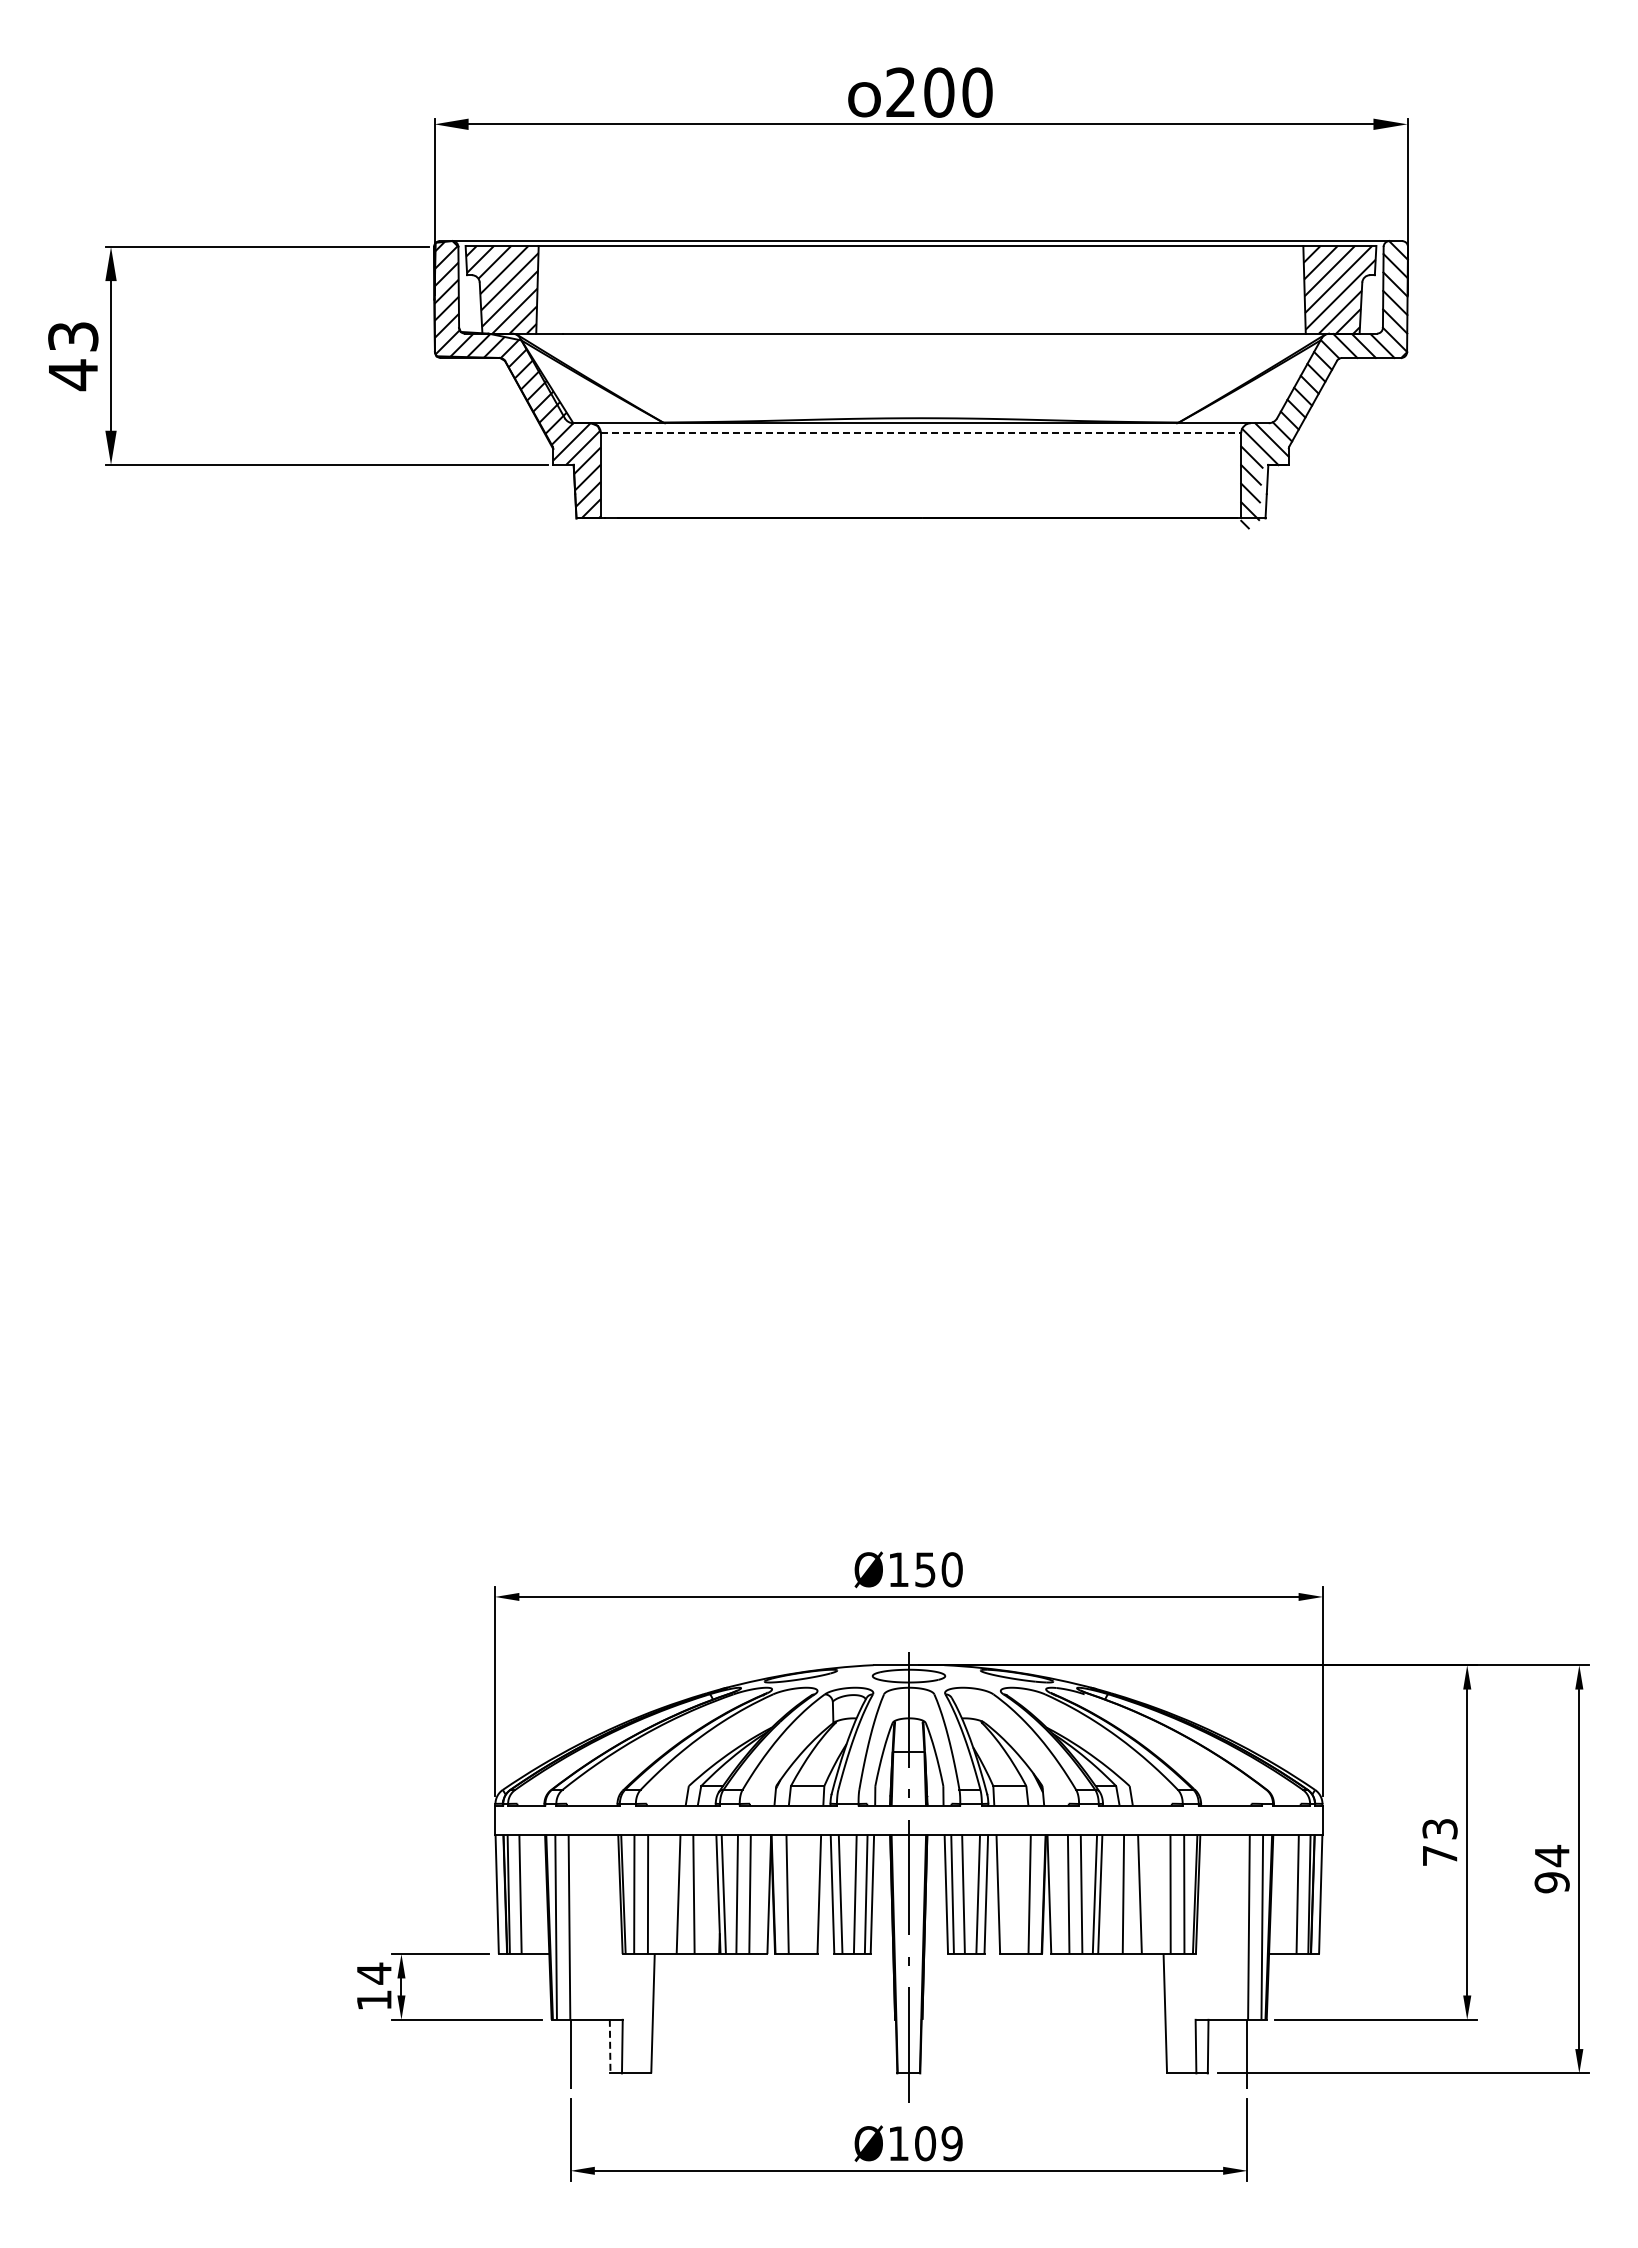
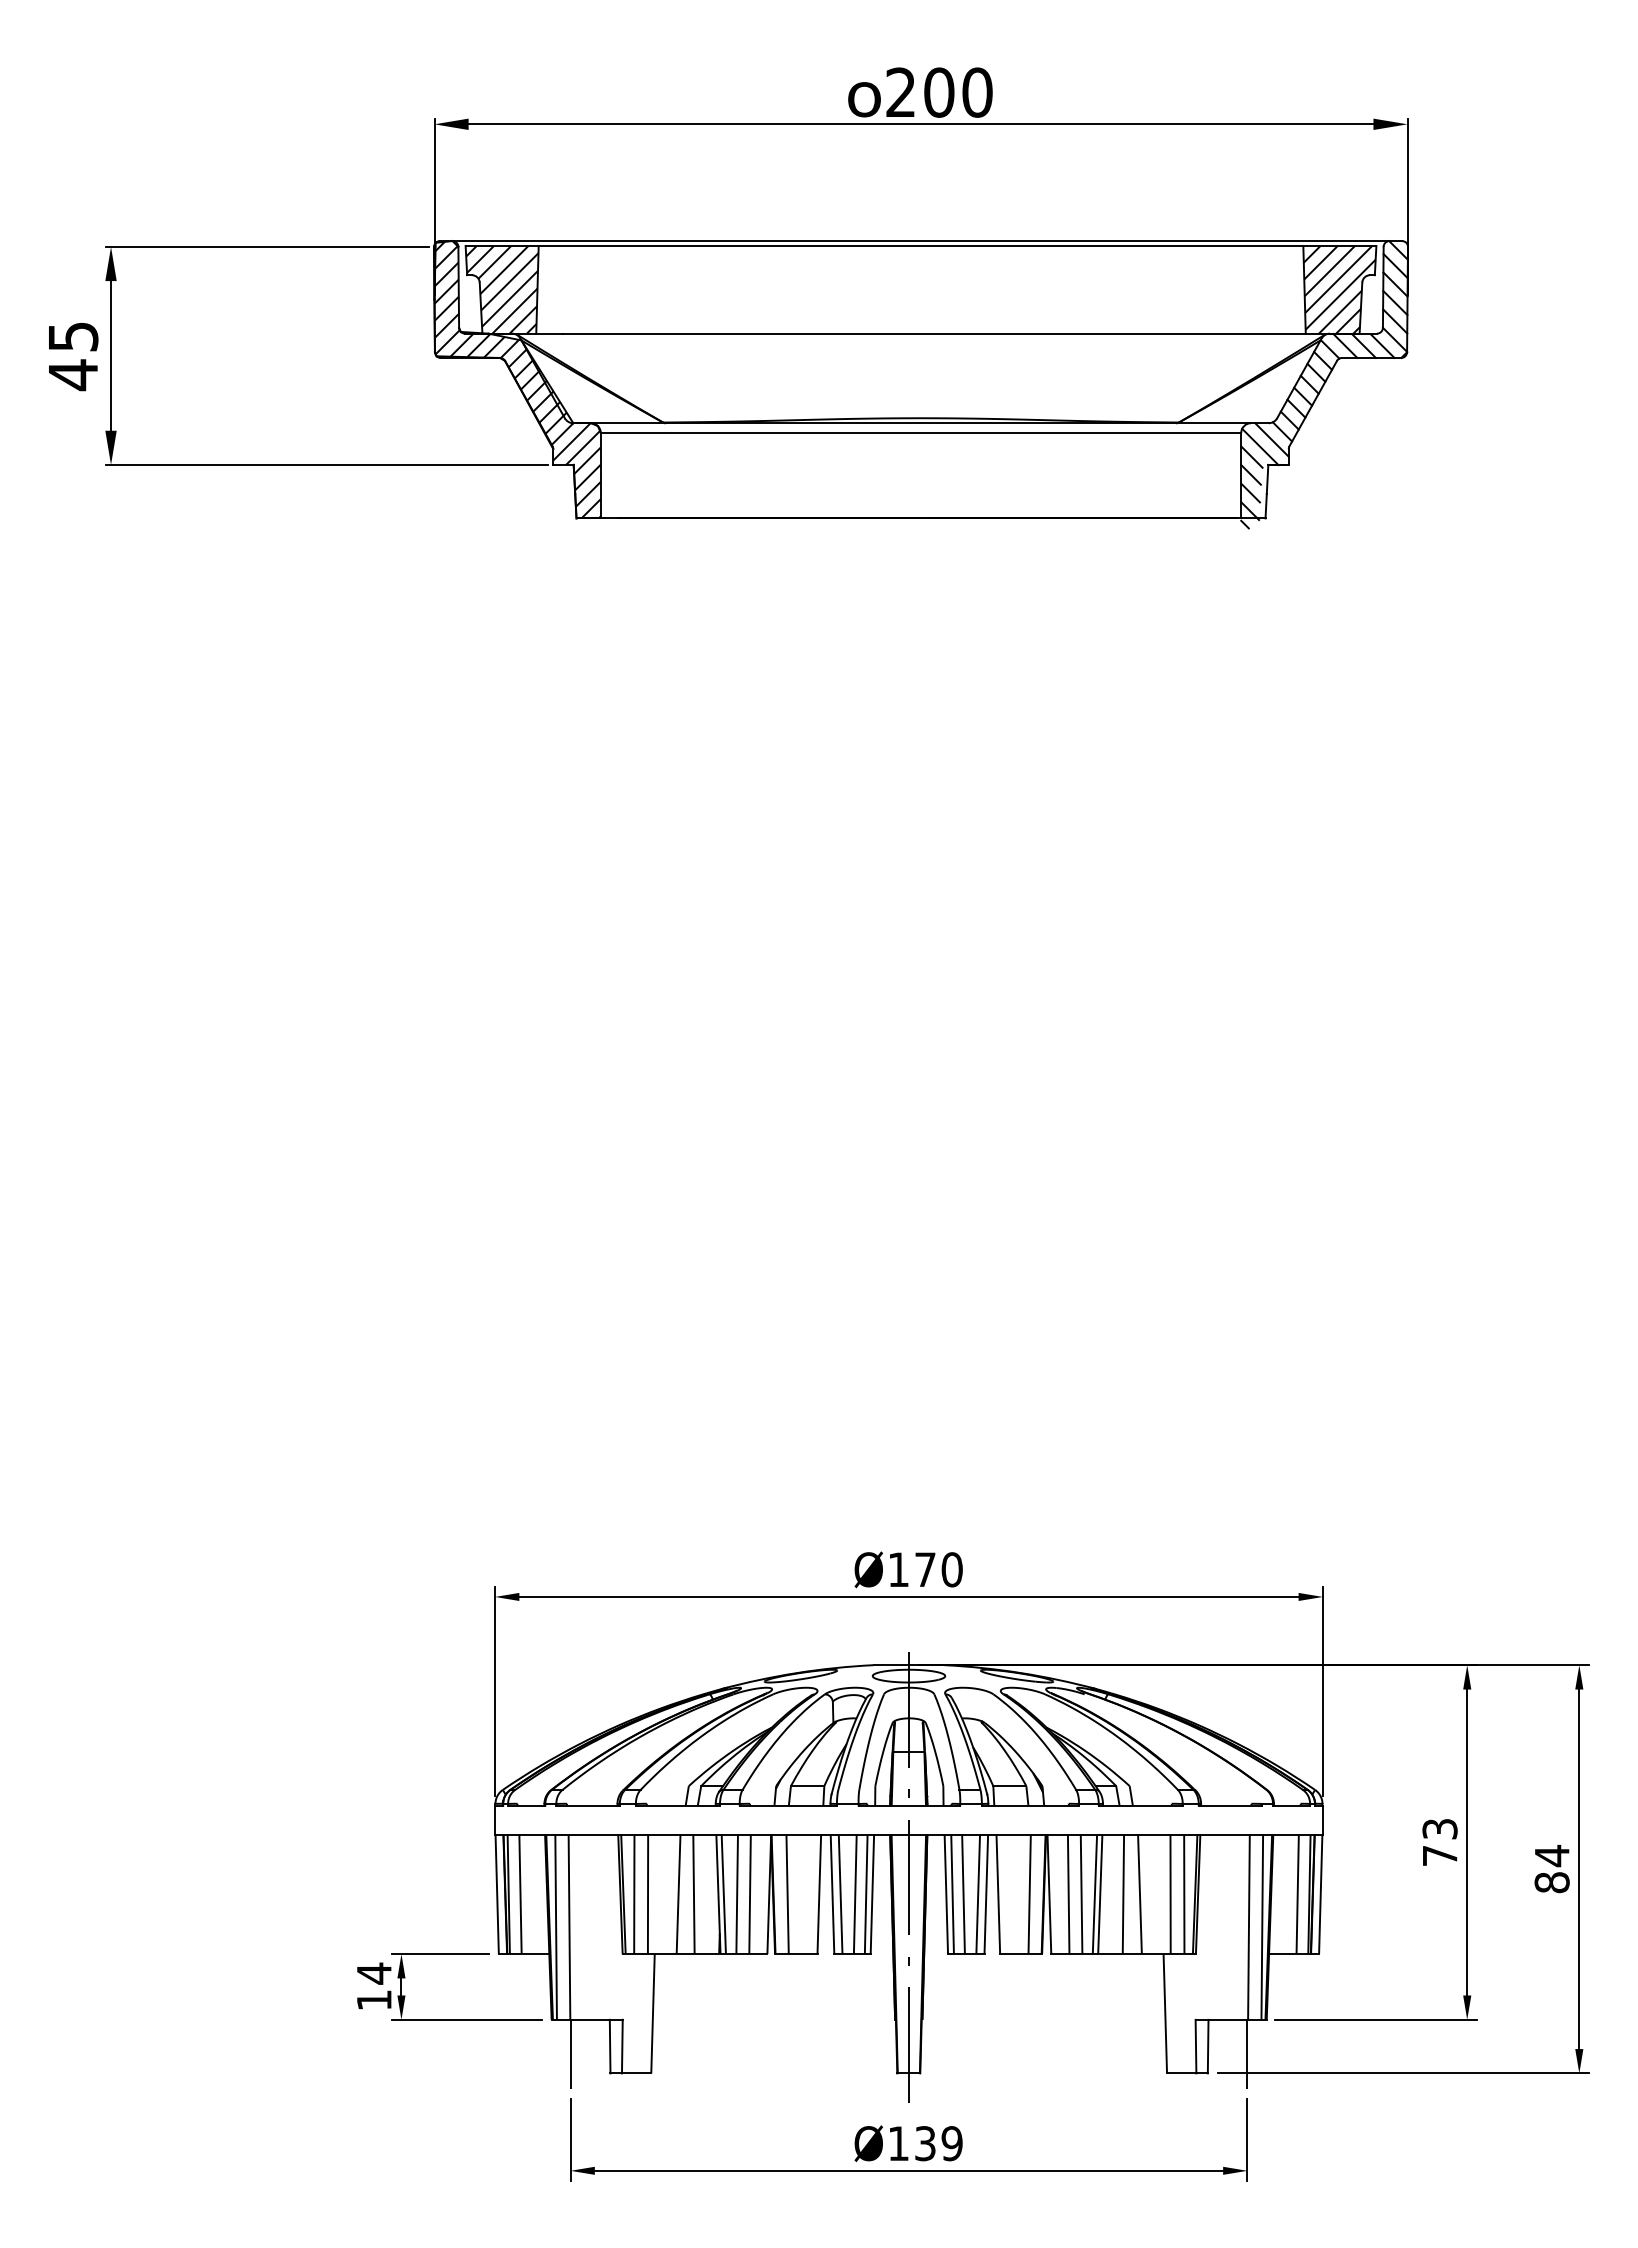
text: 43 -> 45 (72, 336)
line: dashed -> solid (921, 432)
text: Ø150 -> Ø170 (925, 1569)
text: 94 -> 84 (1551, 1882)
line: dashed -> solid (610, 2046)
text: Ø109 -> Ø139 (925, 2143)
